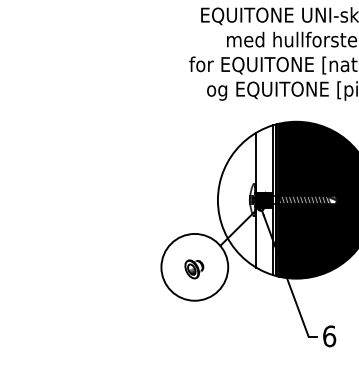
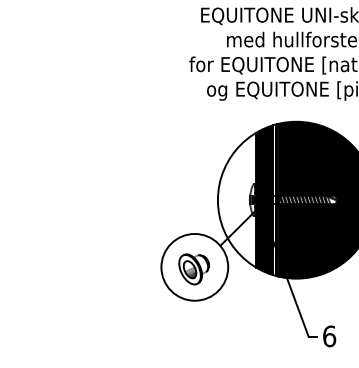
fill: none -> present (264, 200)
part size: 21x21 px -> 33x33 px (194, 269)
